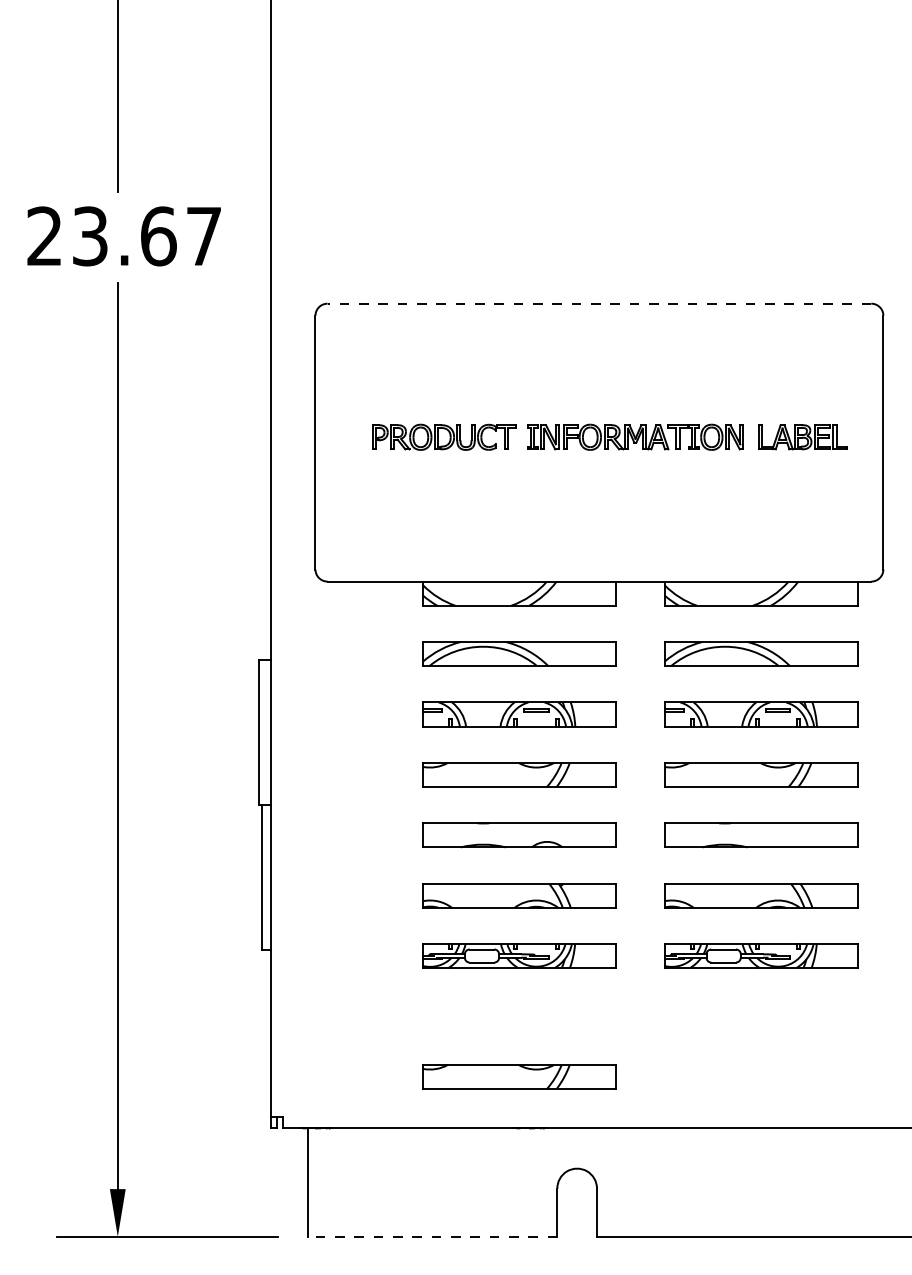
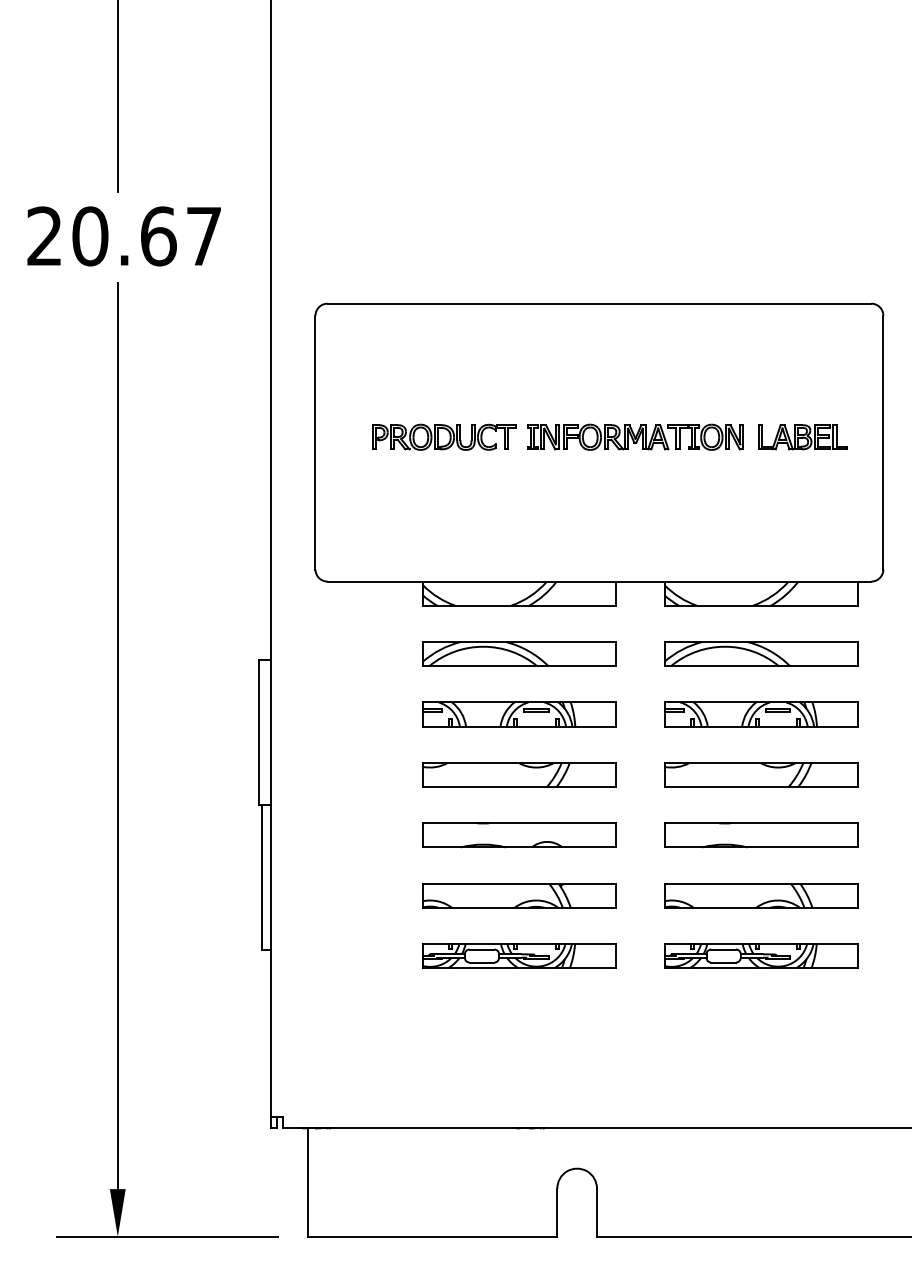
text: 23.67 -> 20.67 (90, 236)
line: dashed -> solid (599, 303)
part: present -> none (519, 1076)
line: dashed -> solid (432, 1236)
